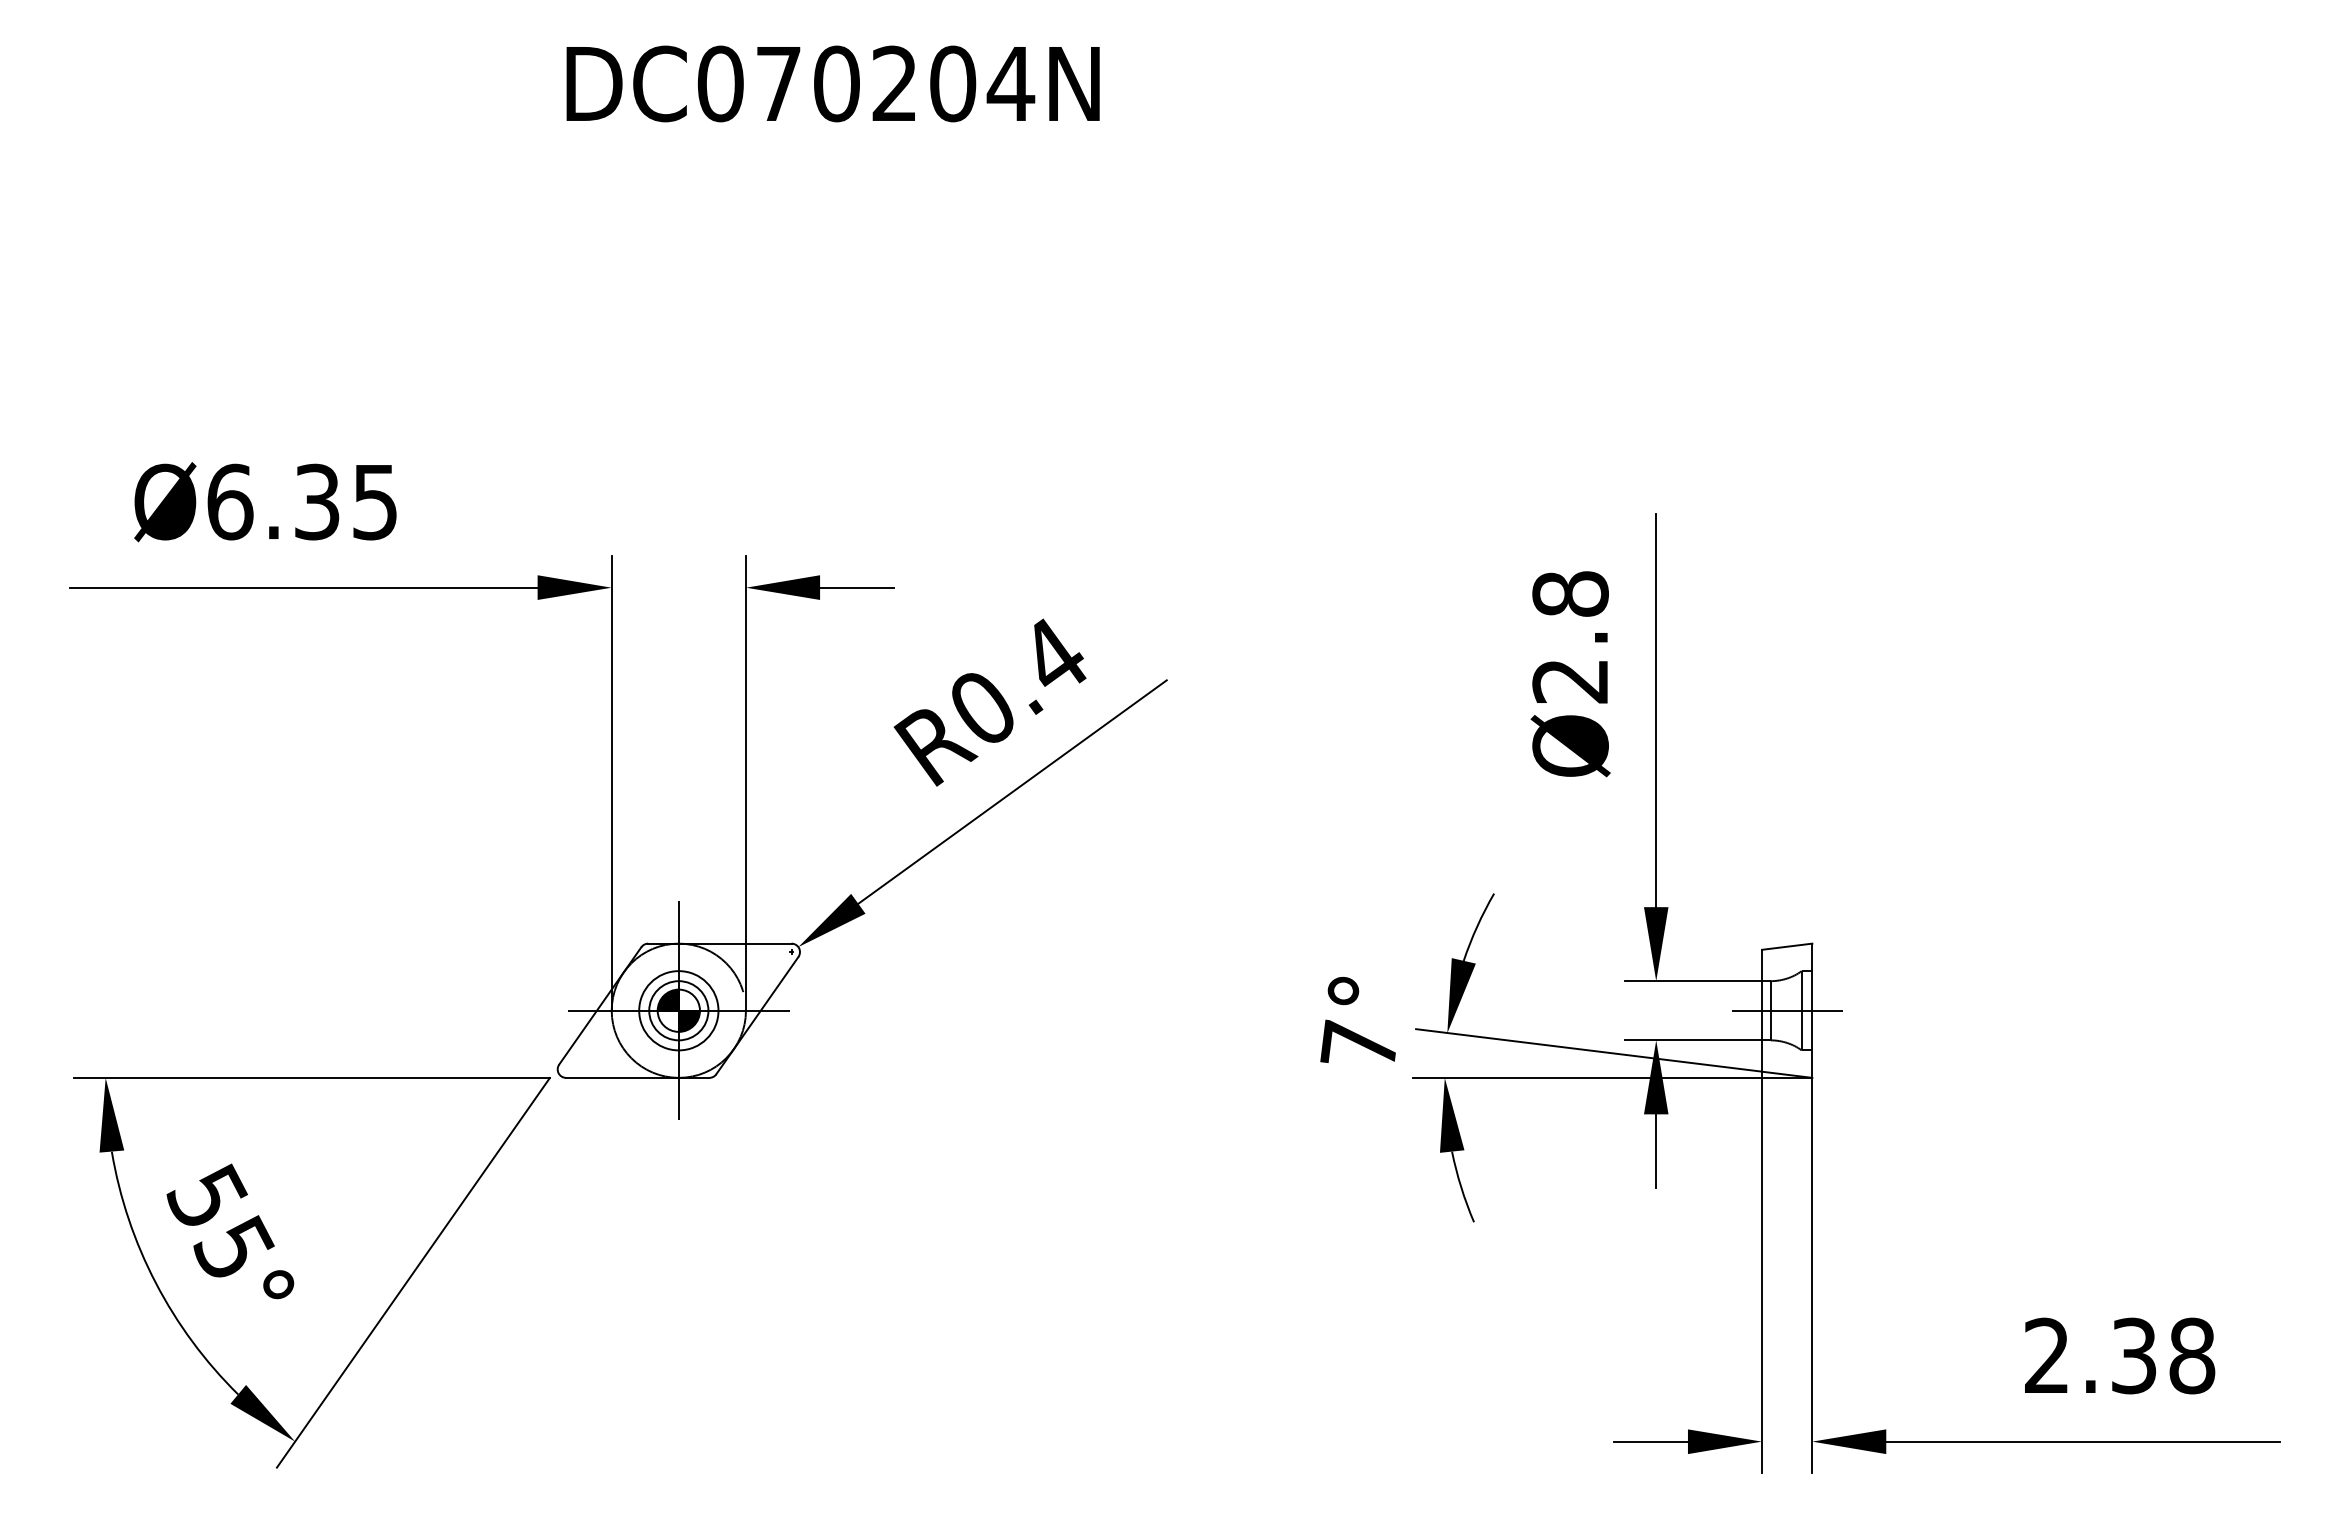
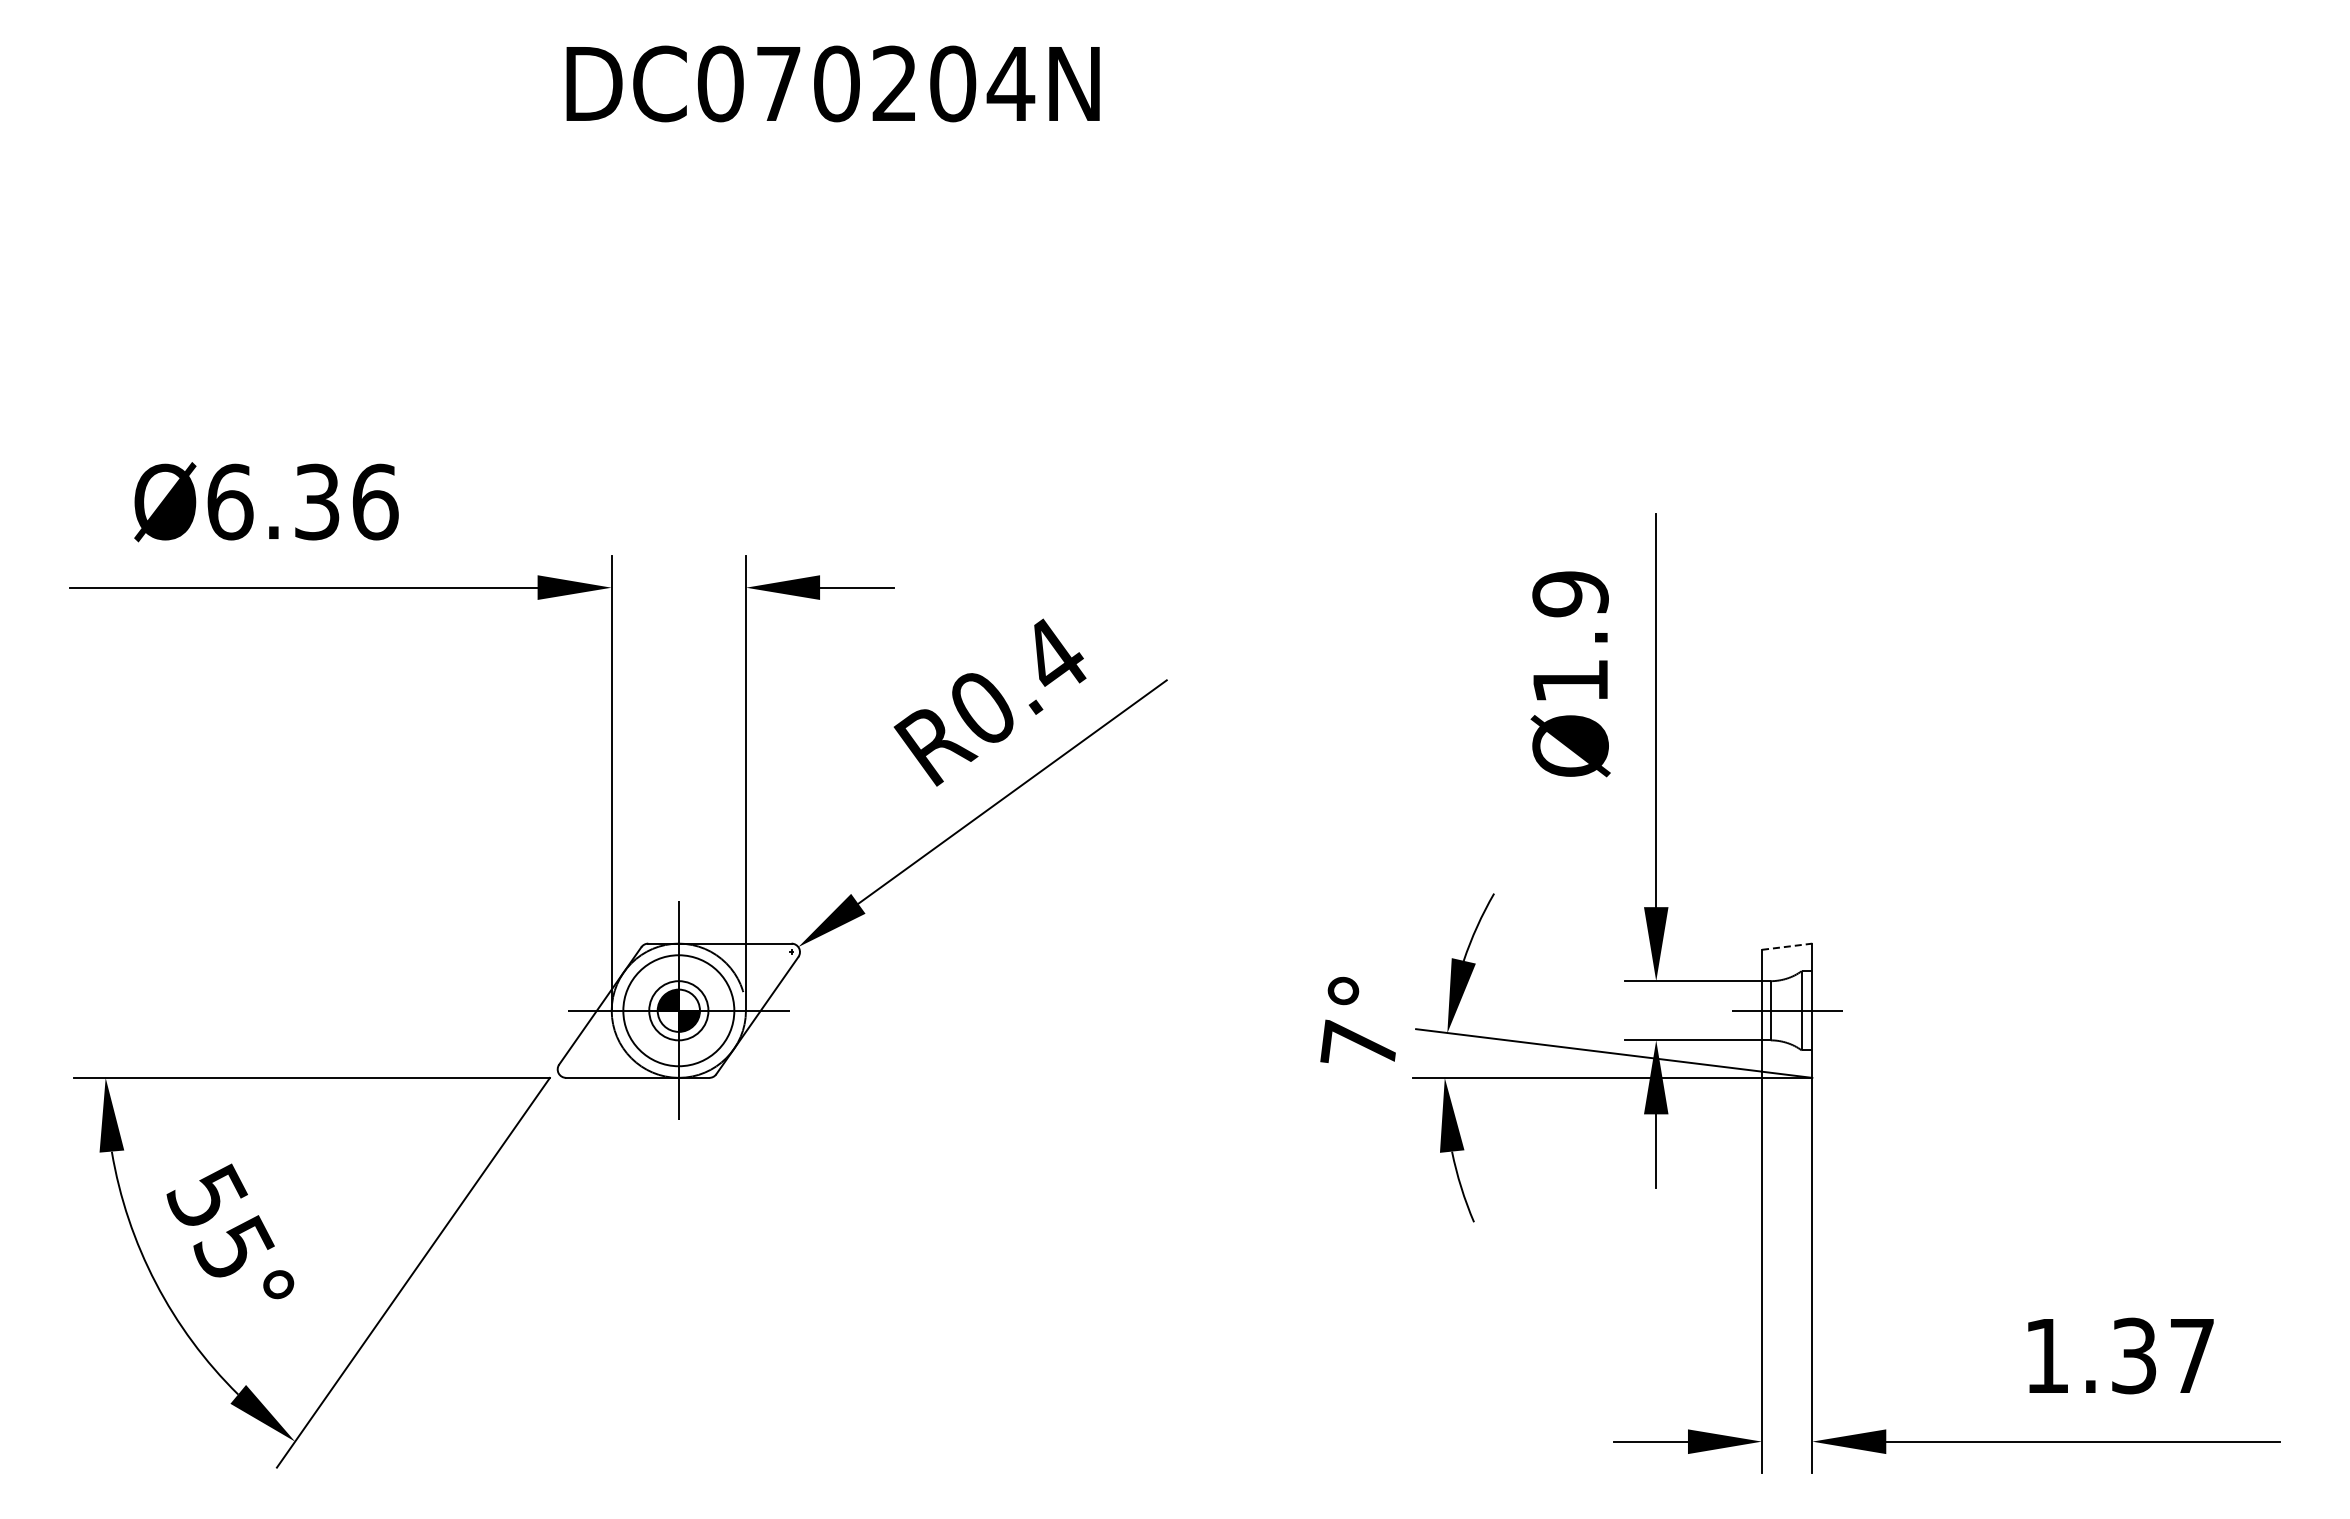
text: Ø6.35 -> Ø6.36 (375, 501)
text: Ø2.8 -> Ø1.9 (1570, 637)
line: solid -> dashed (1787, 946)
circle diameter: 79 px -> 111 px (678, 1010)
text: 2.38 -> 1.37 (2120, 1355)
